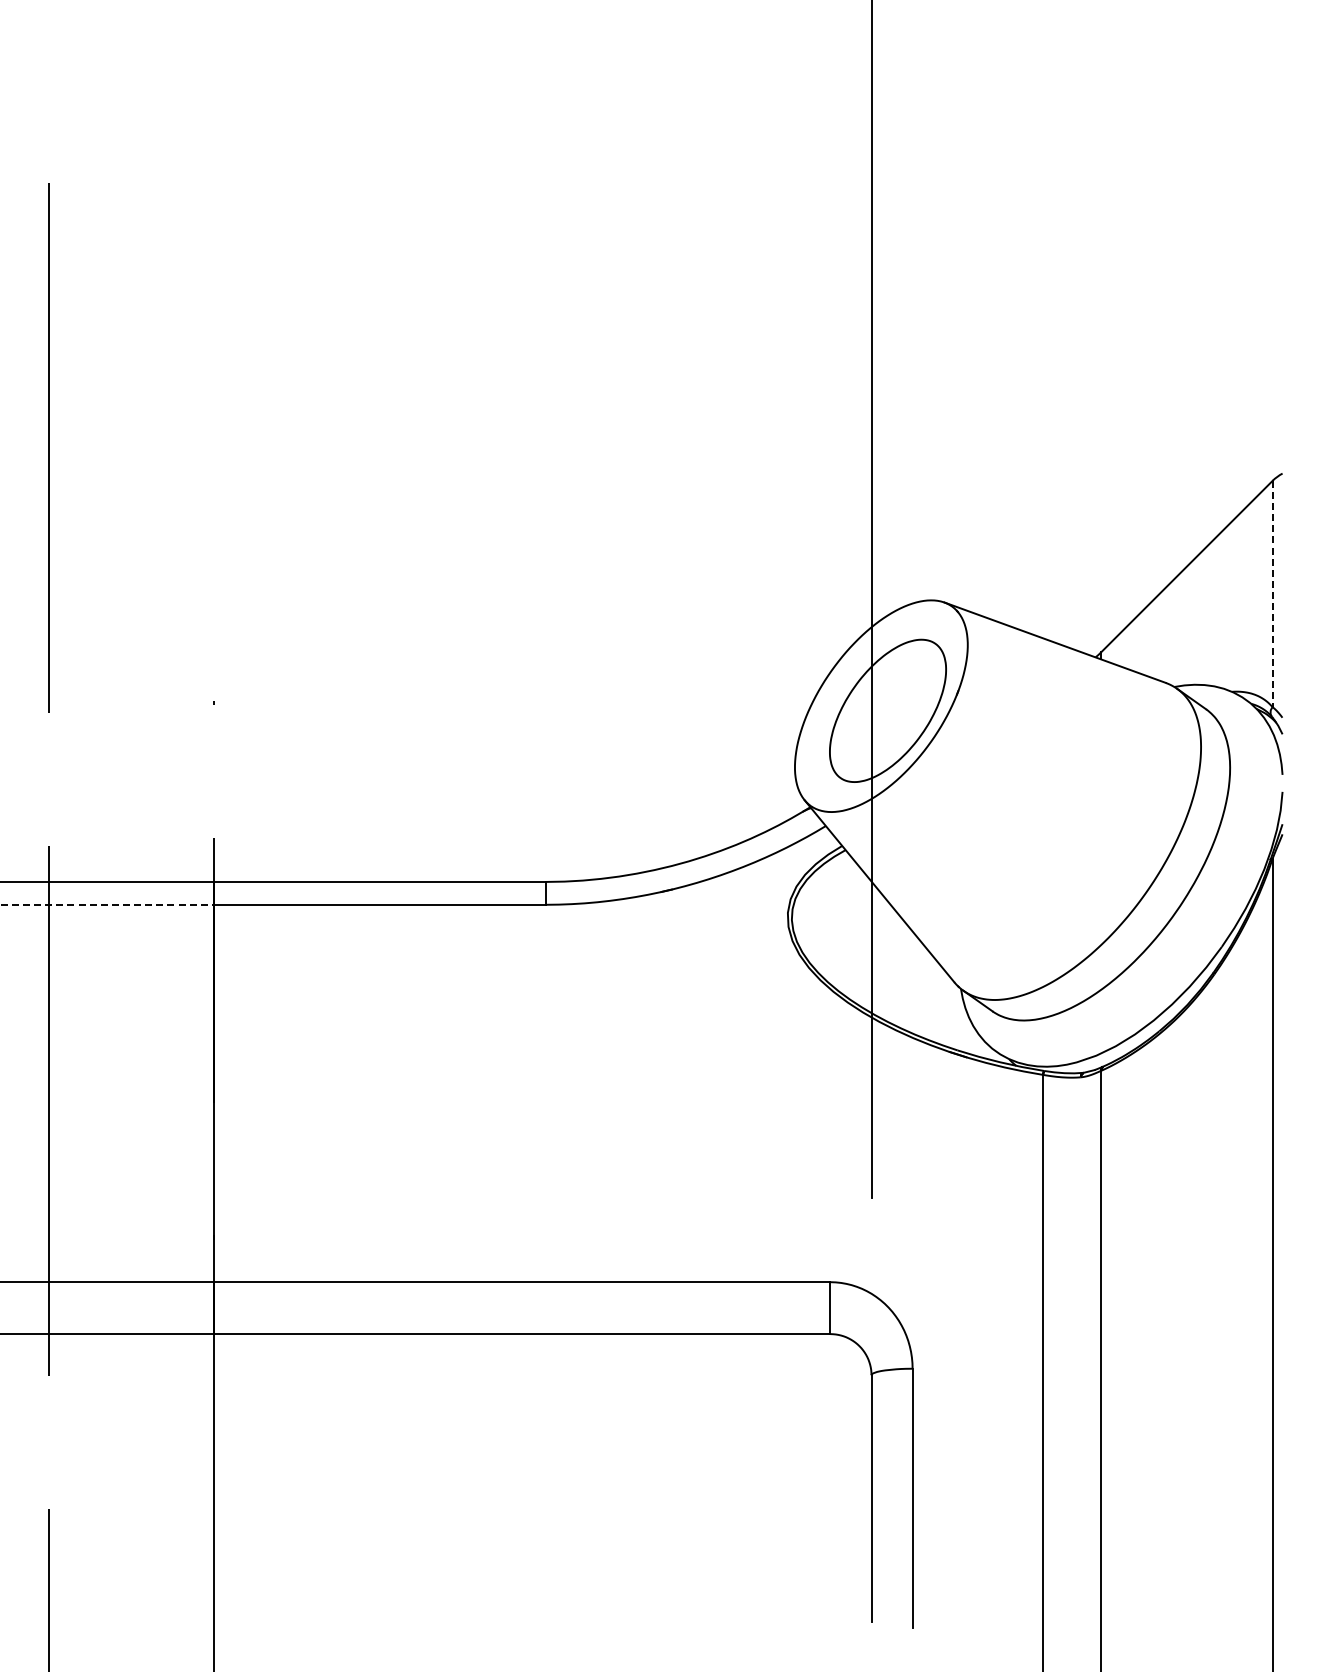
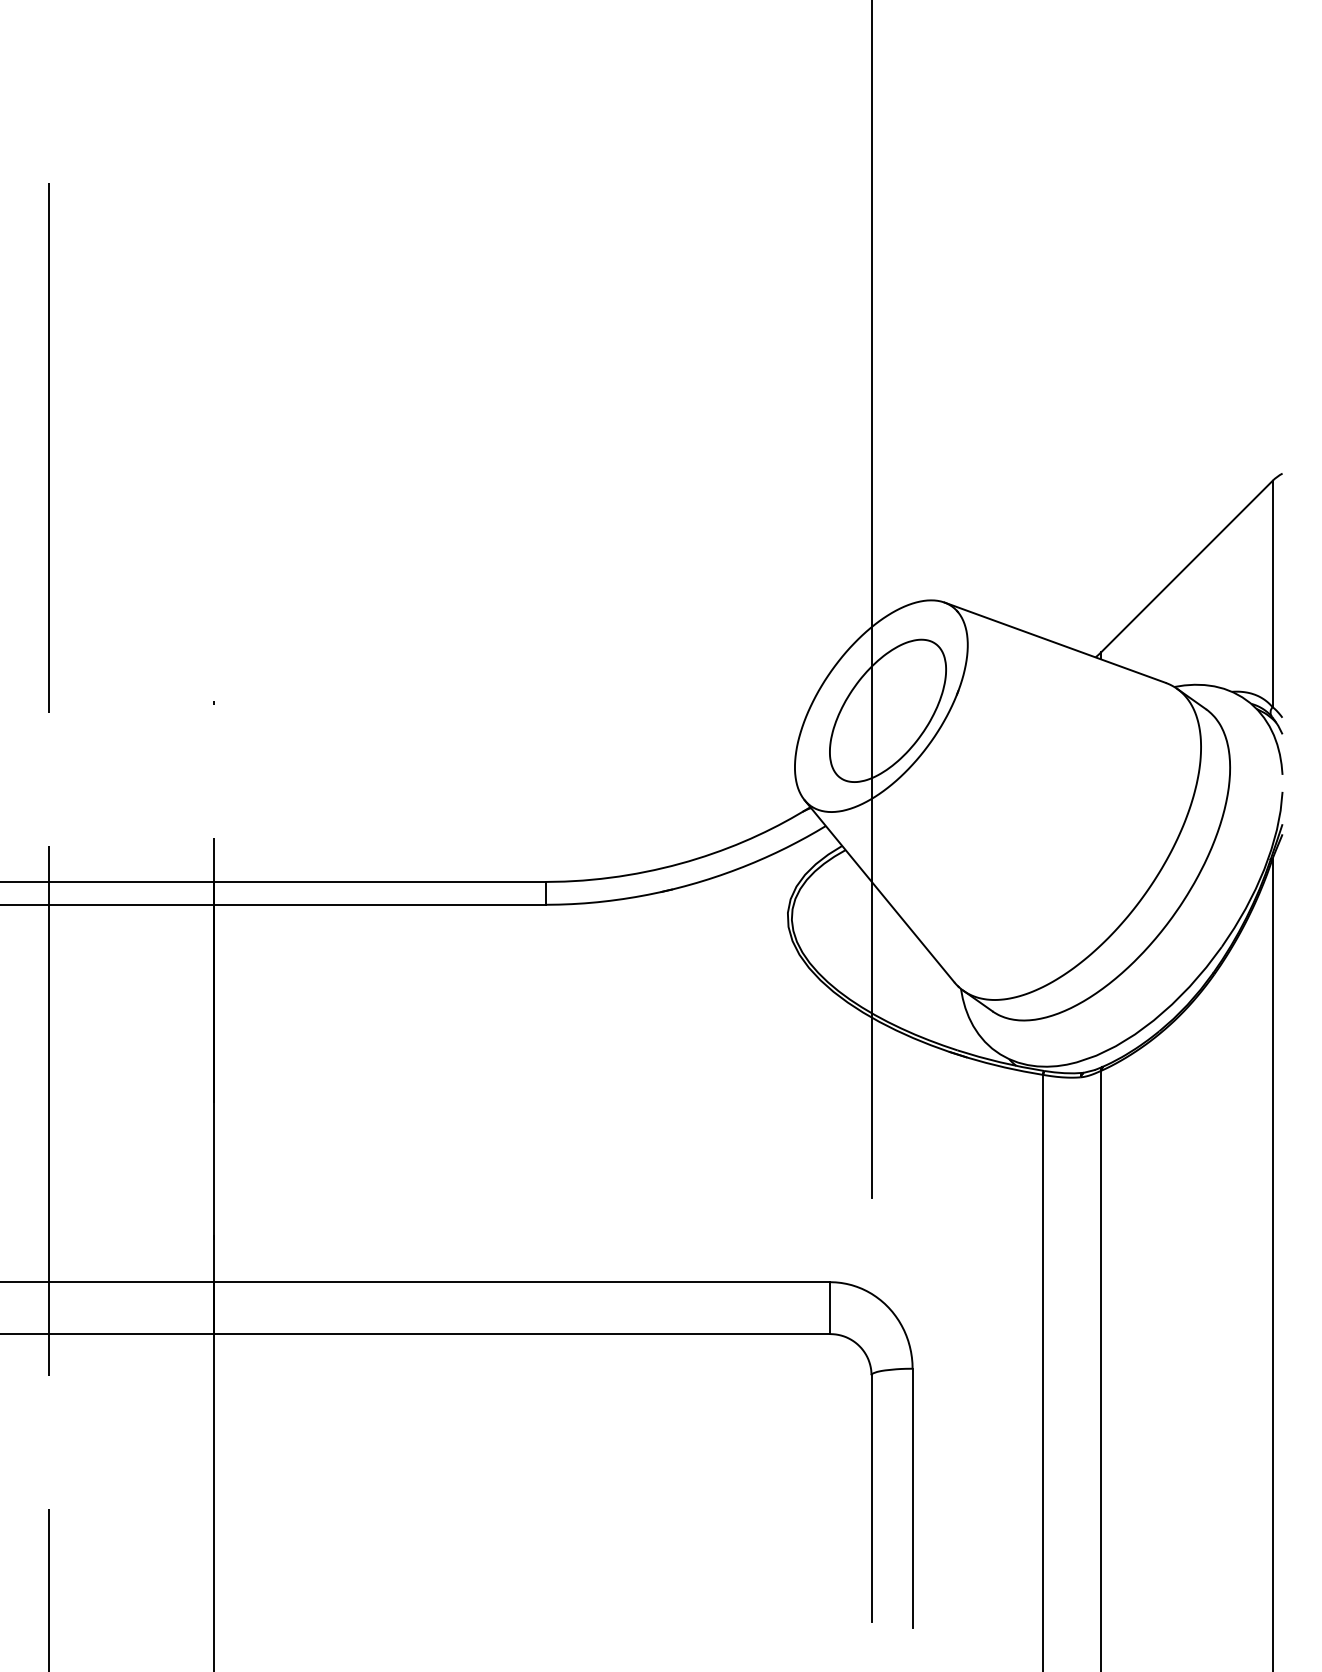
line: dashed -> solid (1272, 594)
line: dashed -> solid (106, 904)
